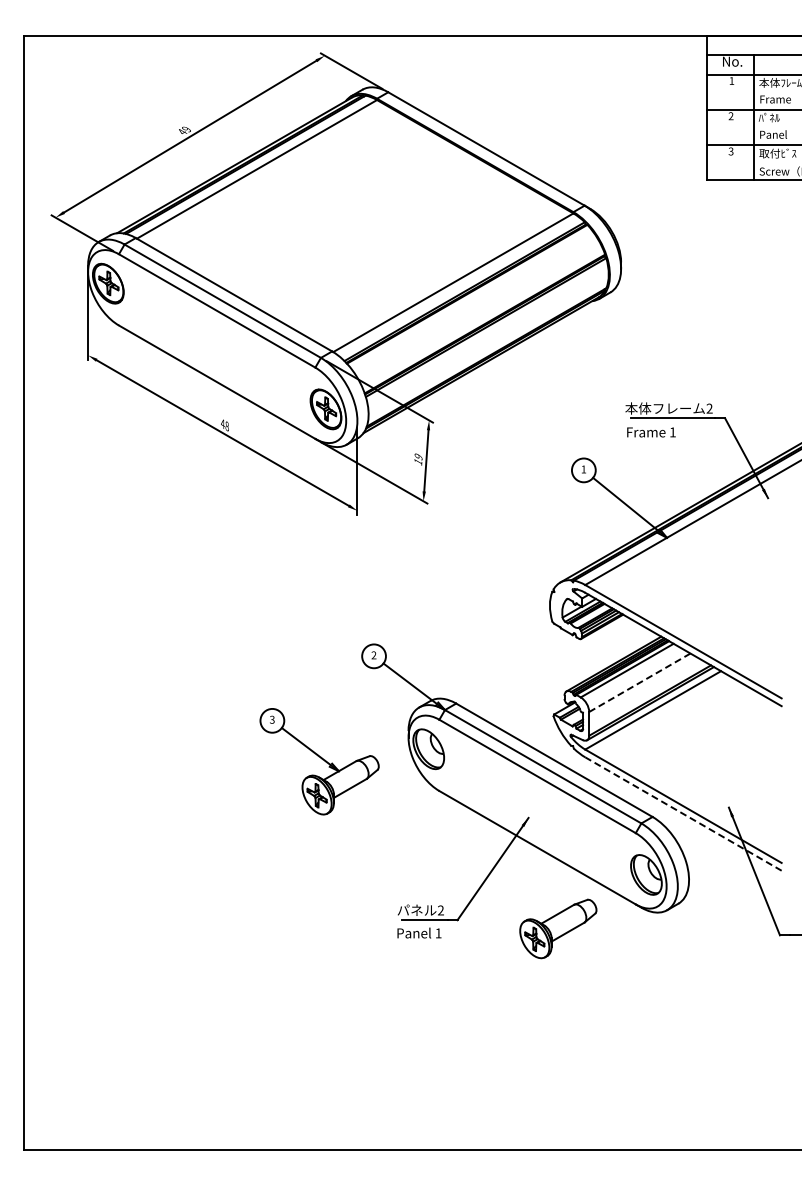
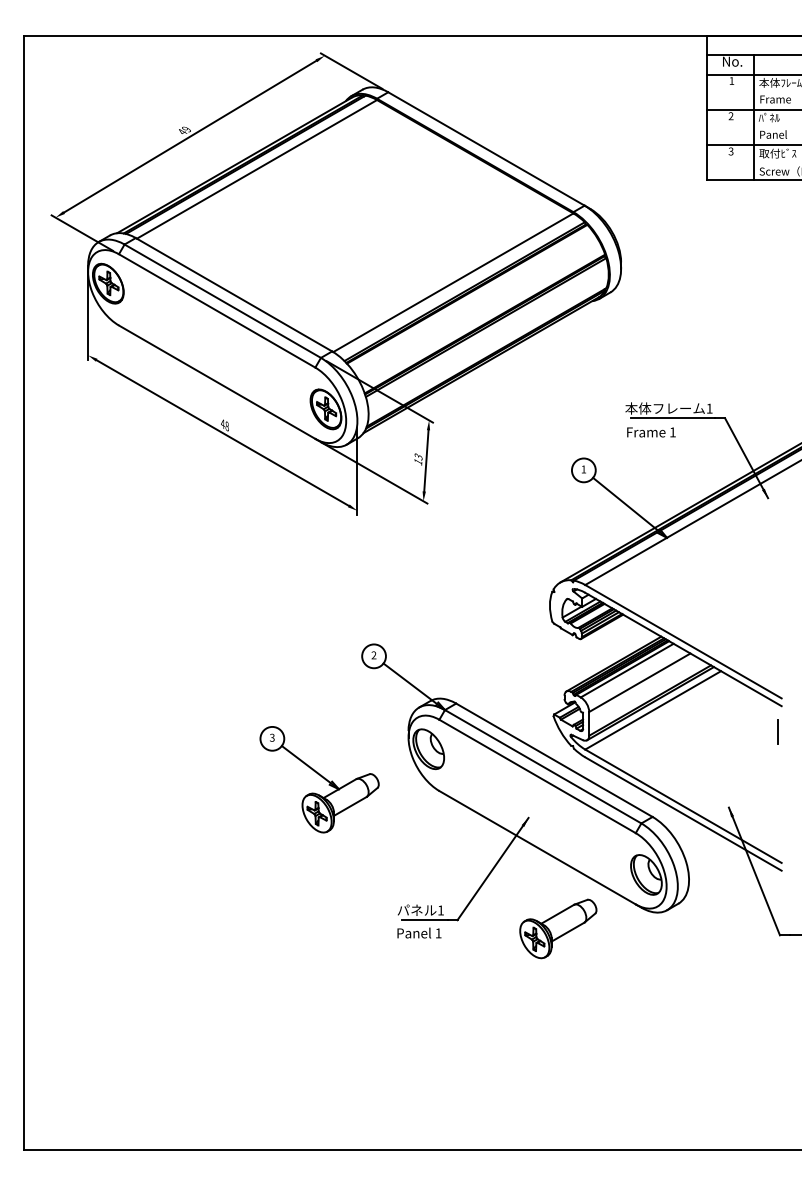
text: 2 -> 1 (709, 408)
text: 19 -> 13 (418, 456)
line: dashed -> solid (639, 683)
line: none -> present (777, 731)
part position: (319, 761) -> (319, 779) (319, 779)
line: dashed -> solid (683, 813)
text: 2 -> 1 (440, 910)
